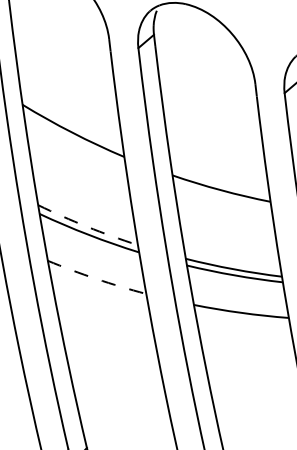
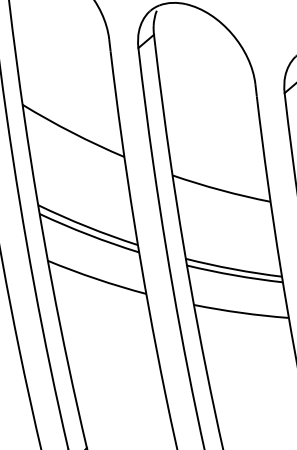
arc: dashed -> solid (87, 226)
arc: dashed -> solid (96, 278)
